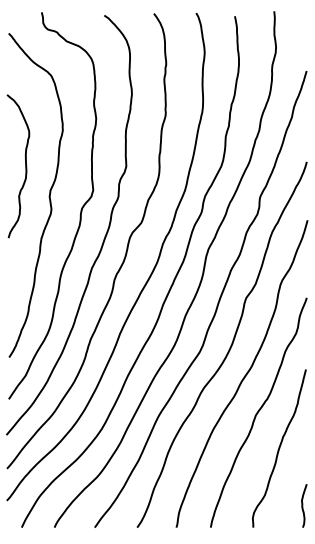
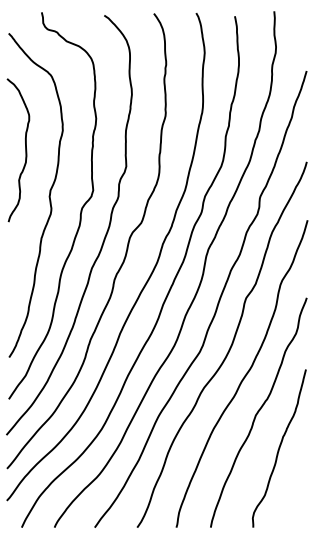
curve position: (25, 166) -> (25, 150) (25, 150)
curve: present -> none (303, 505)
